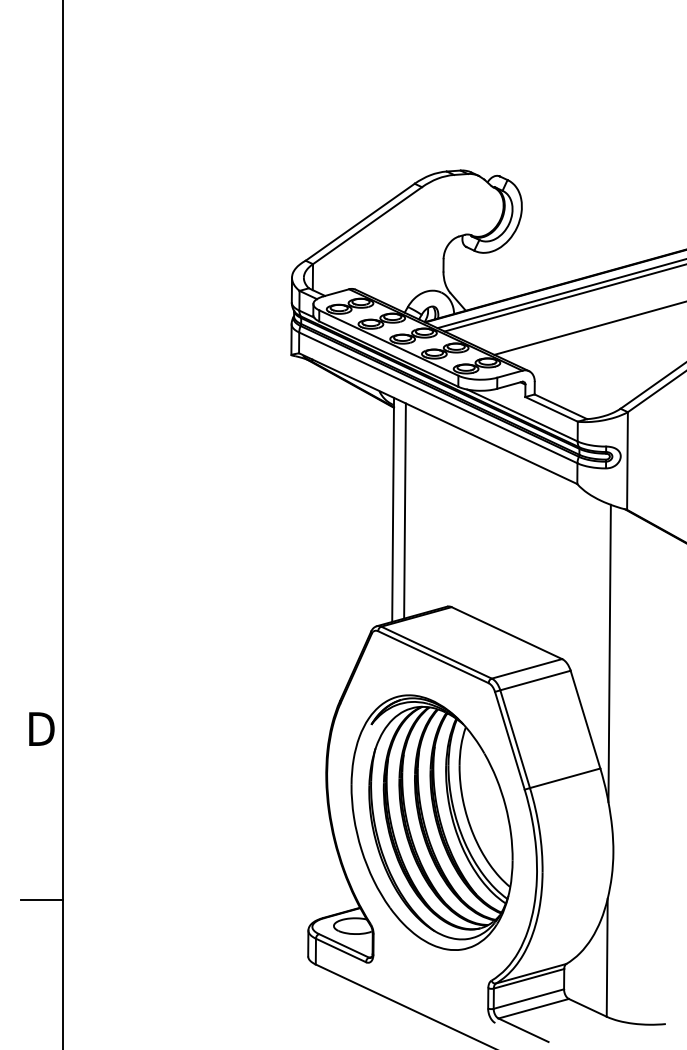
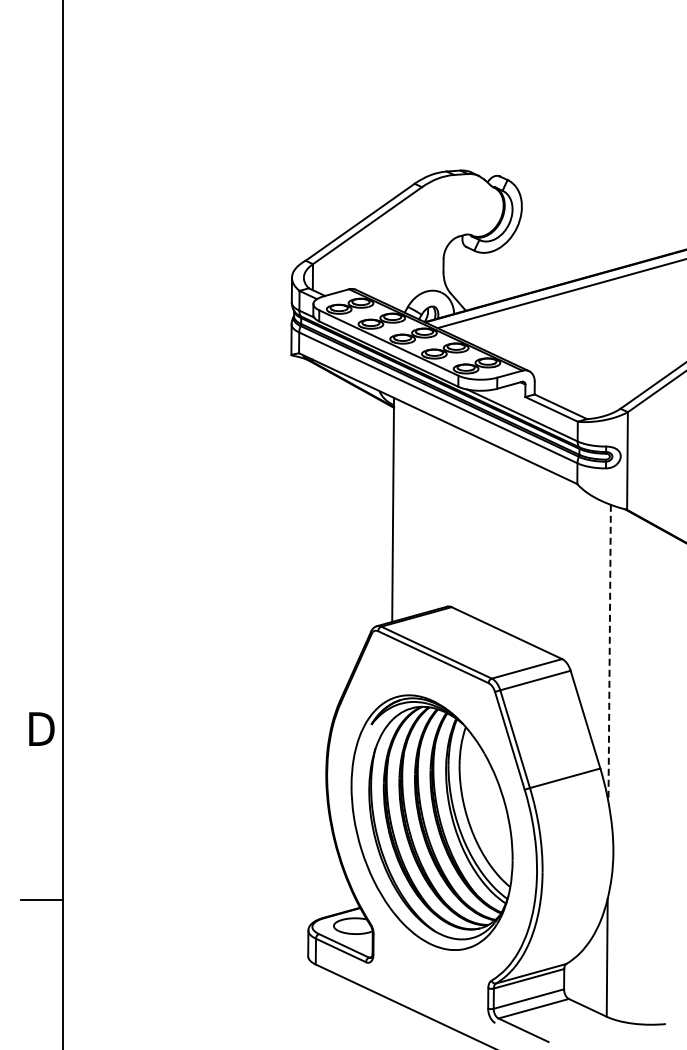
line: present -> none (563, 298)
line: present -> none (588, 328)
line: present -> none (404, 510)
line: solid -> dashed (609, 653)
